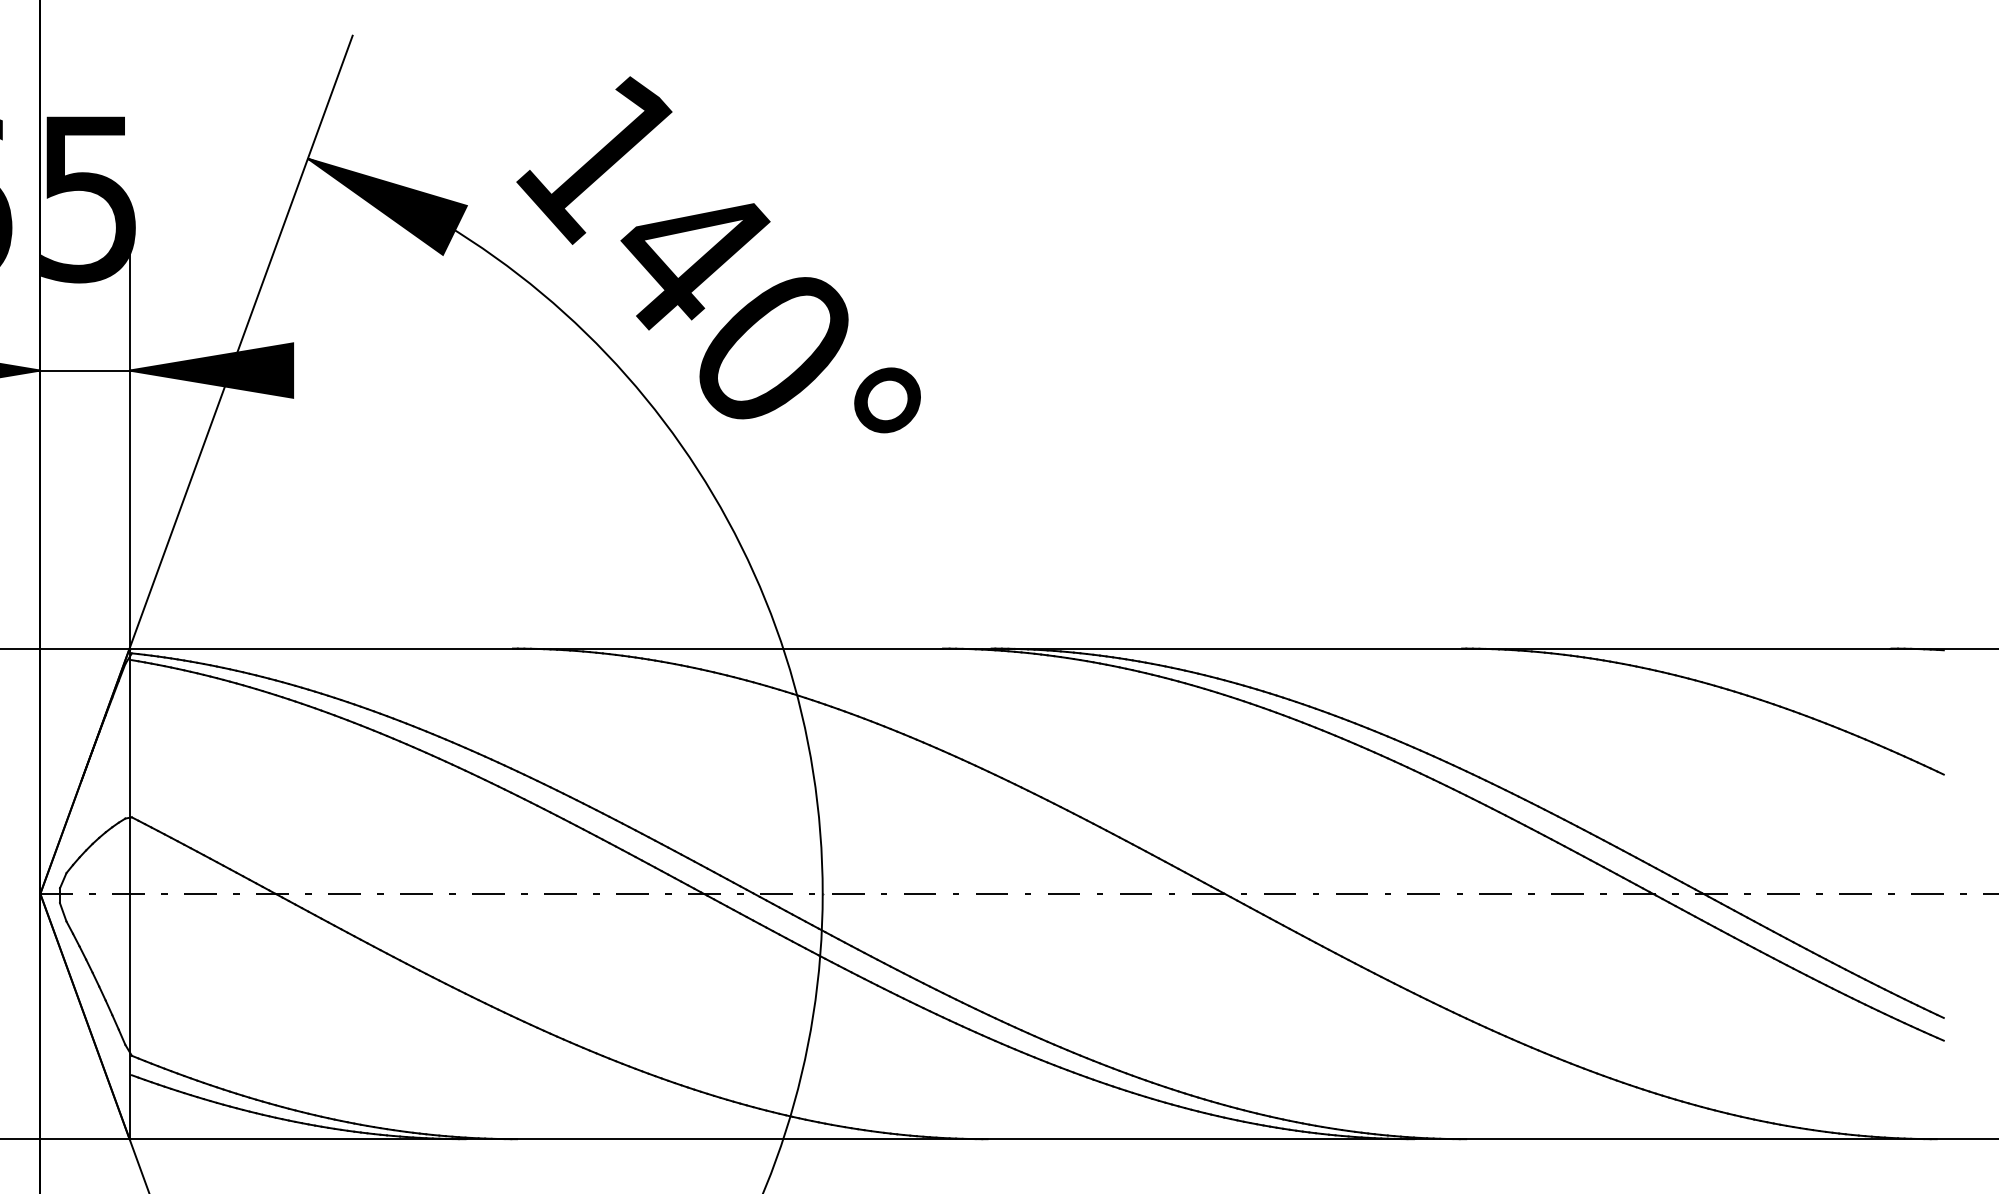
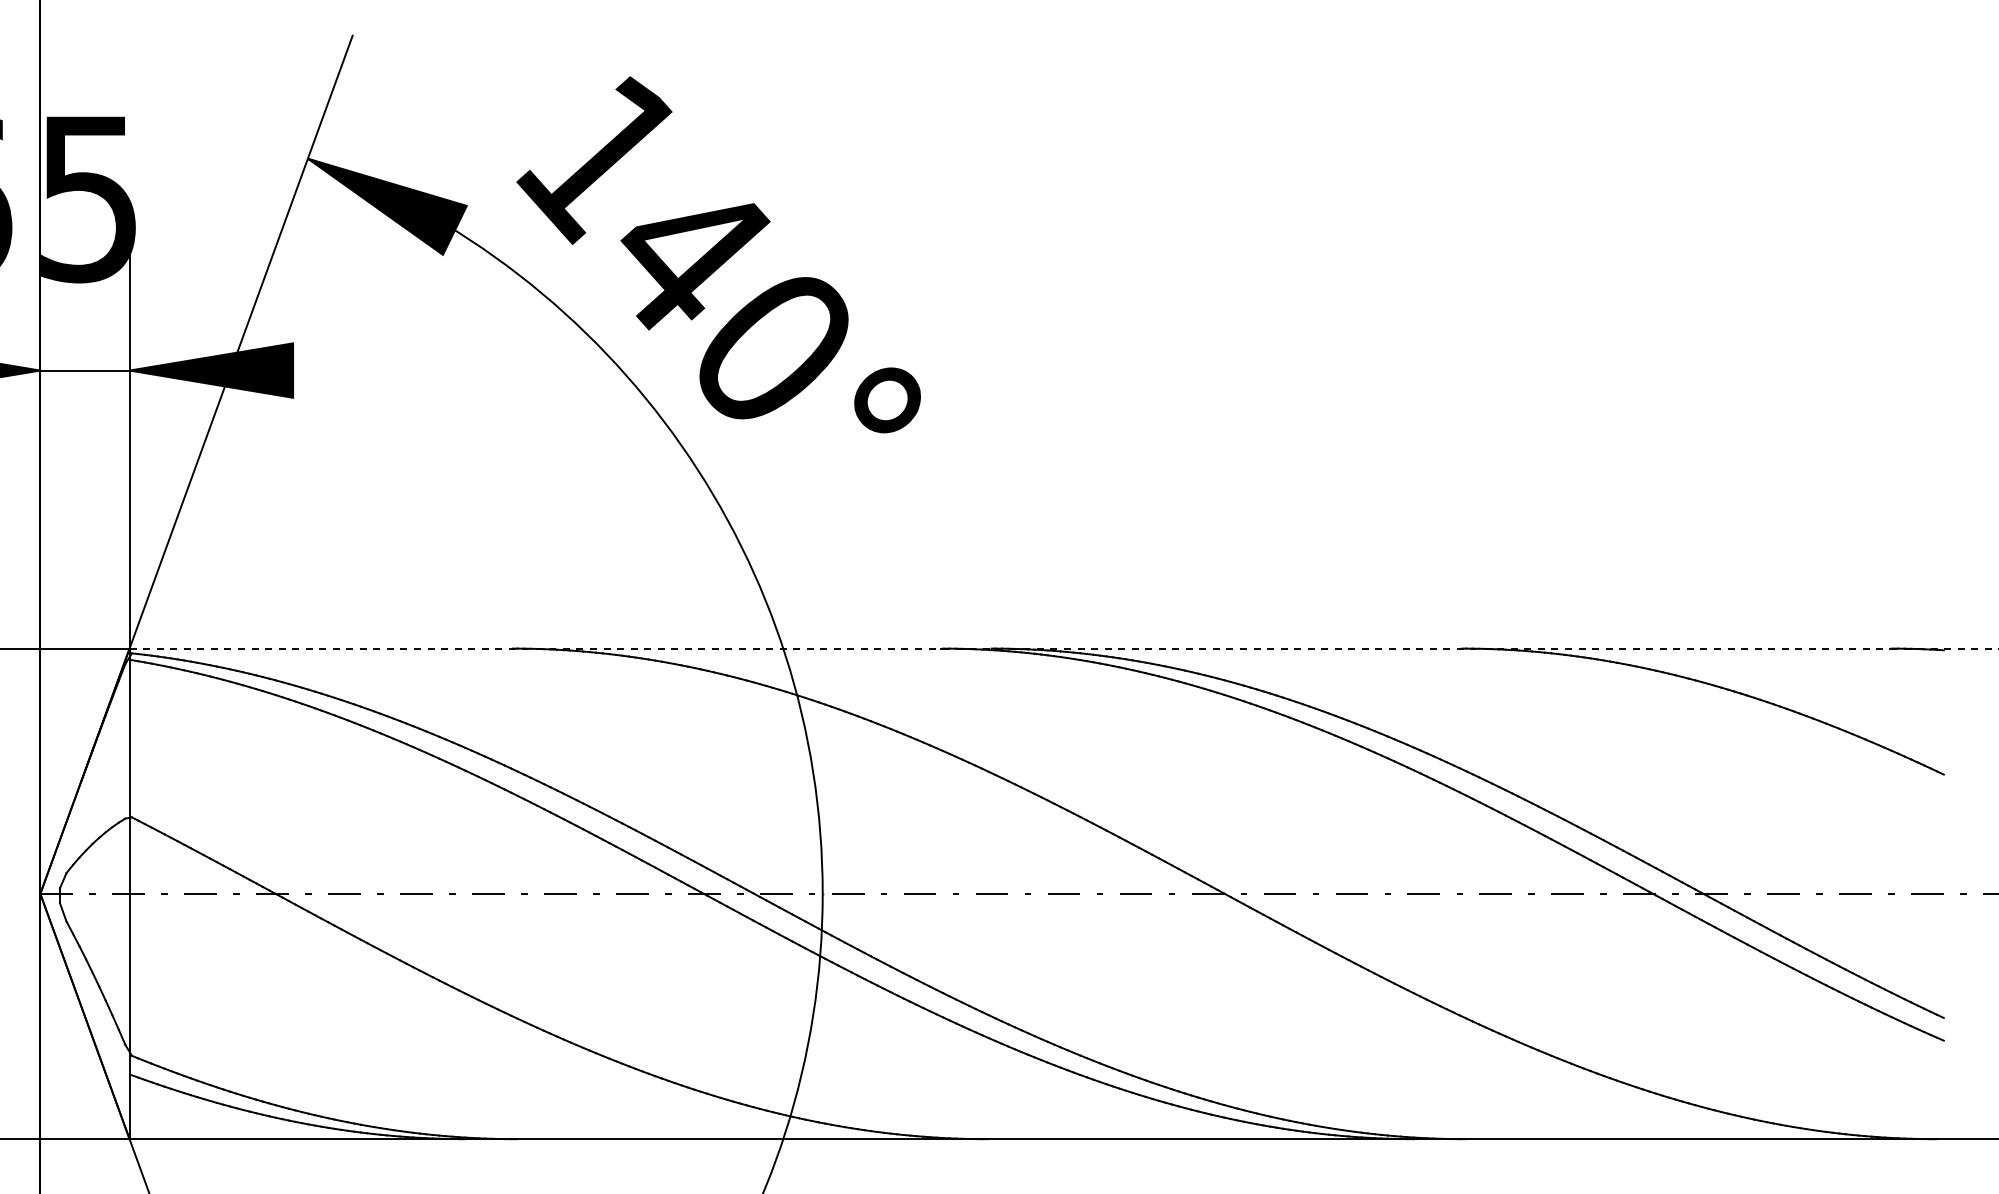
line: solid -> dashed (1064, 648)
